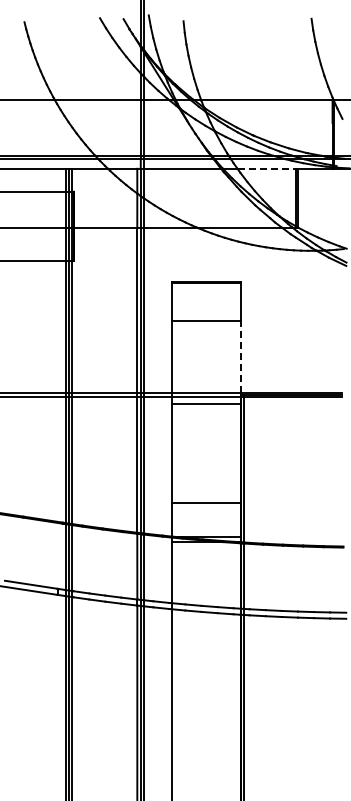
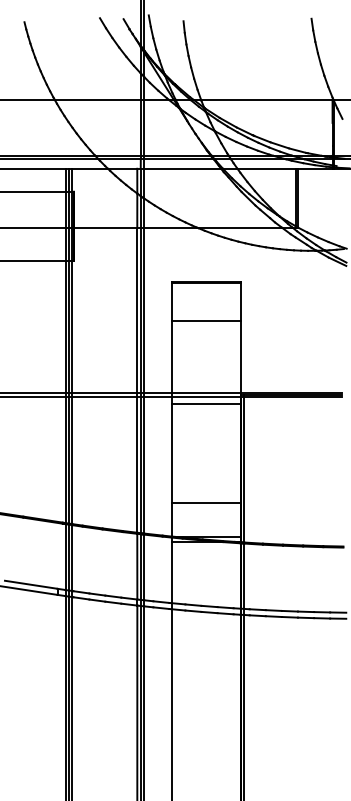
line: dashed -> solid (267, 168)
line: dashed -> solid (240, 356)
